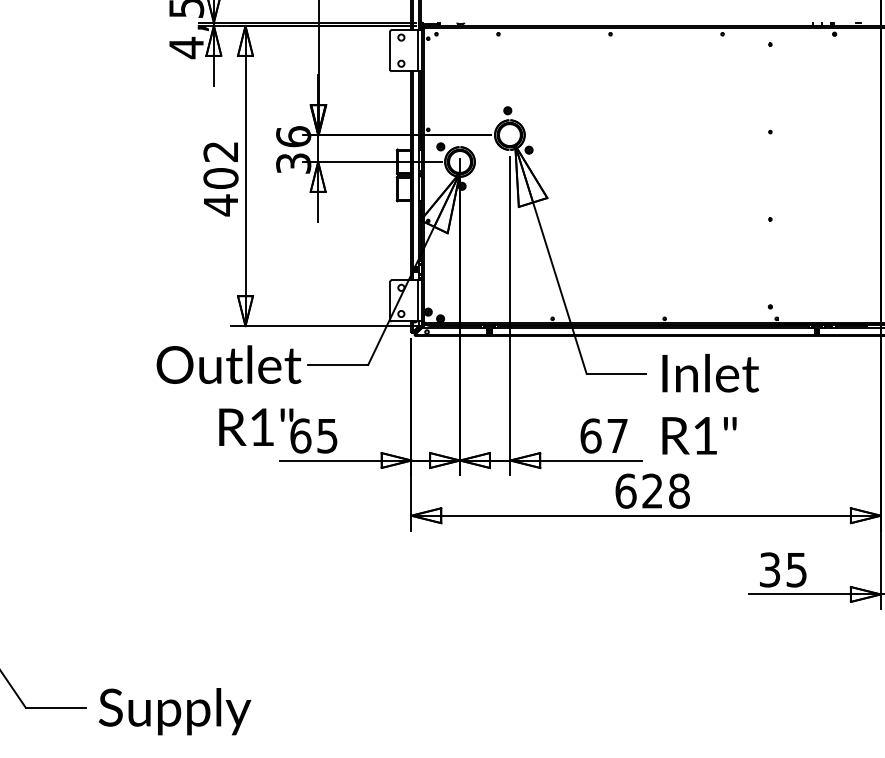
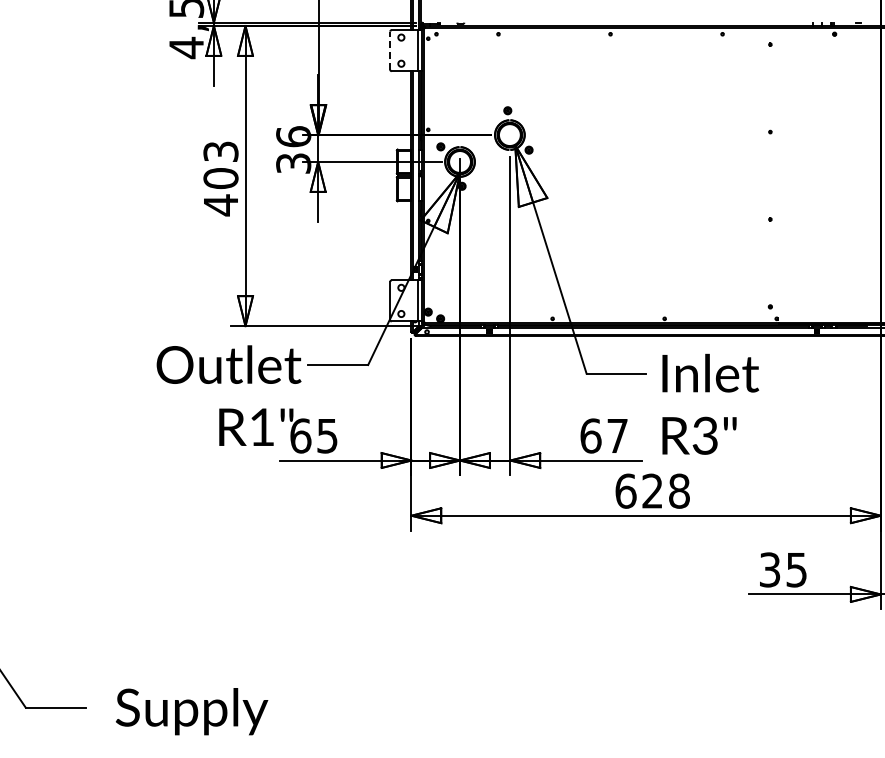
line: solid -> dashed (390, 50)
text: 402 -> 403 (220, 151)
text: R1" -> R3" (704, 435)
text position: (174, 711) -> (191, 711) (191, 711)
